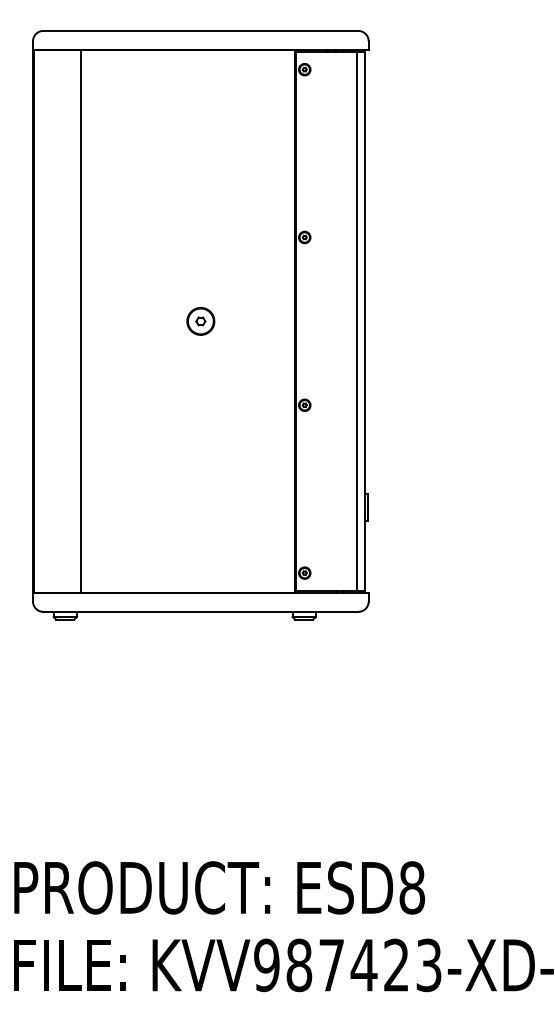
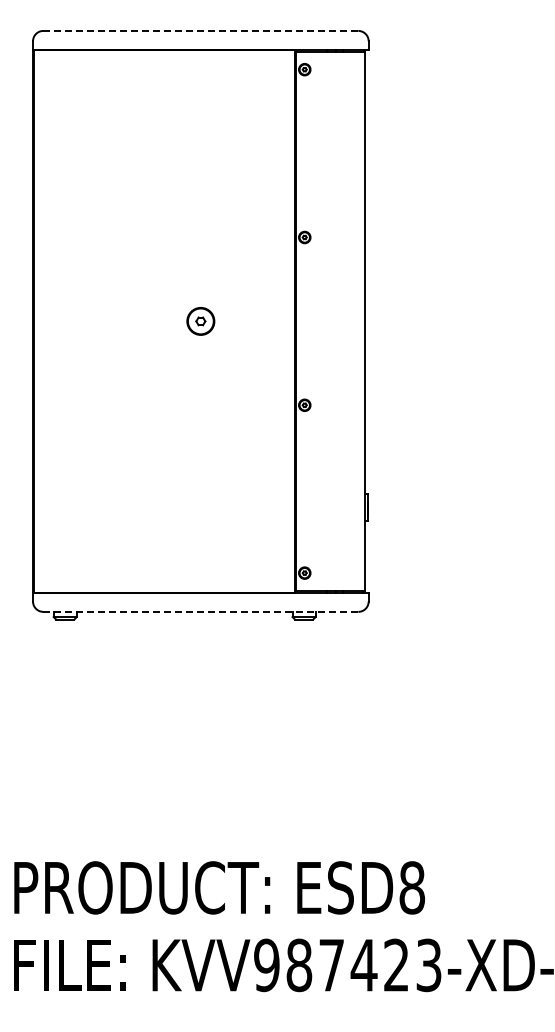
line: solid -> dashed (201, 30)
line: present -> none (81, 321)
line: present -> none (357, 321)
line: solid -> dashed (200, 611)
